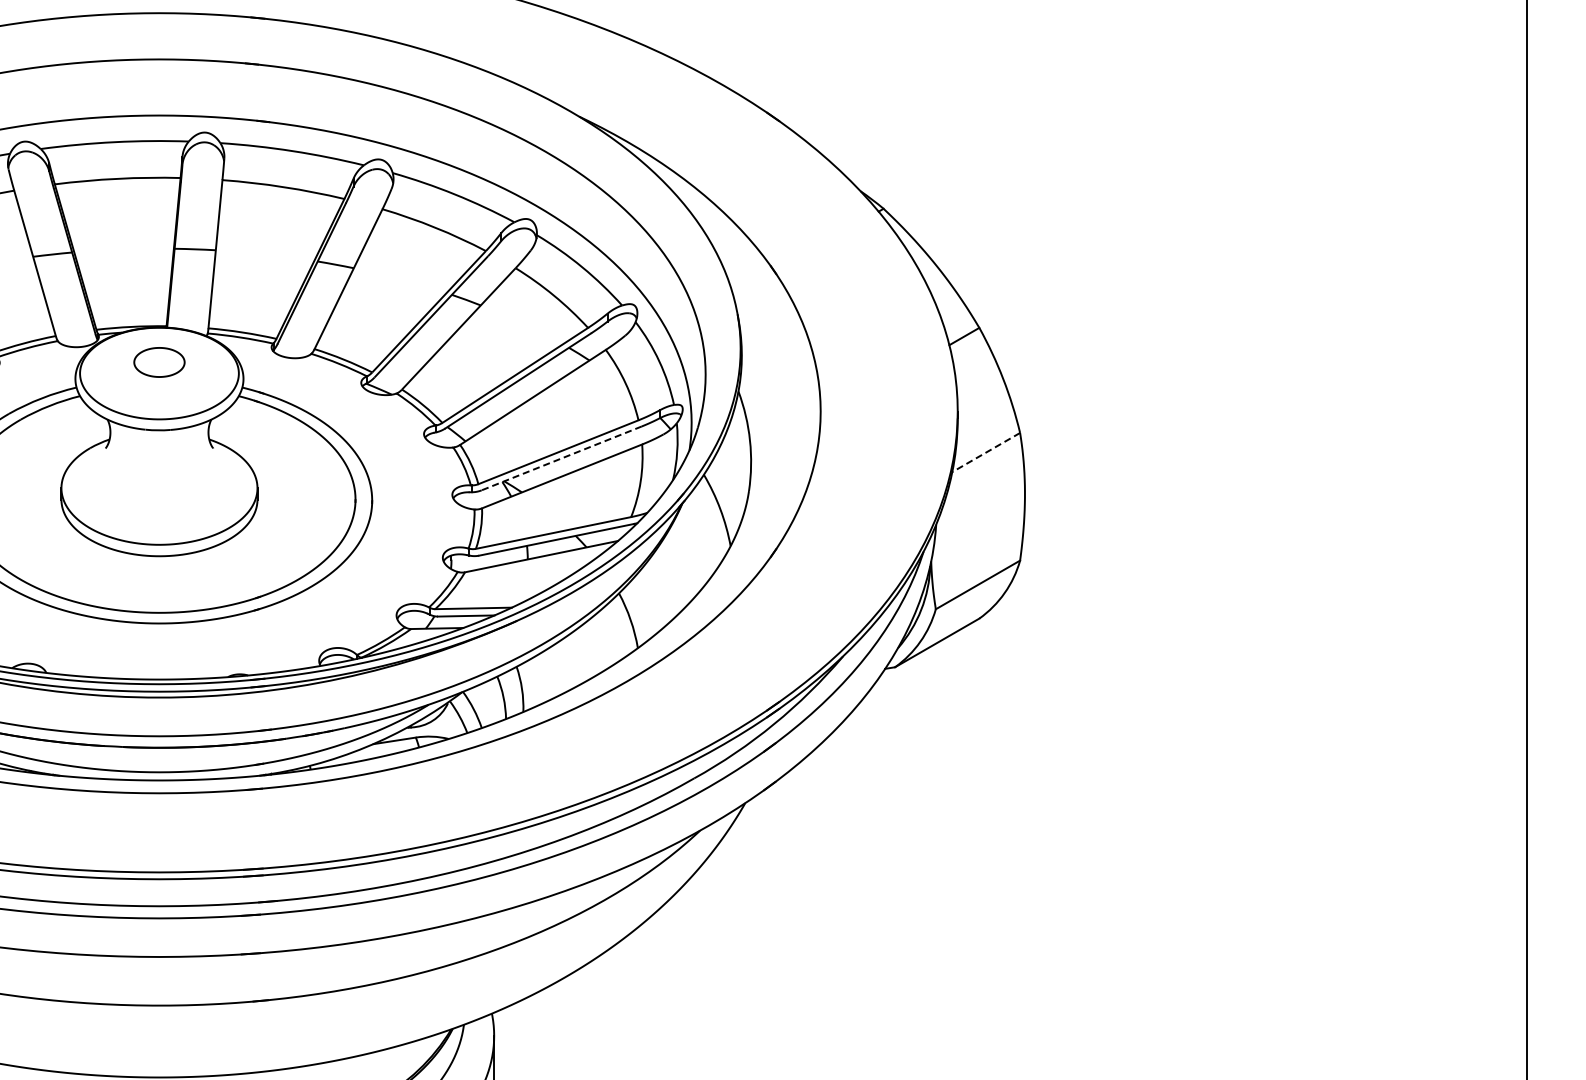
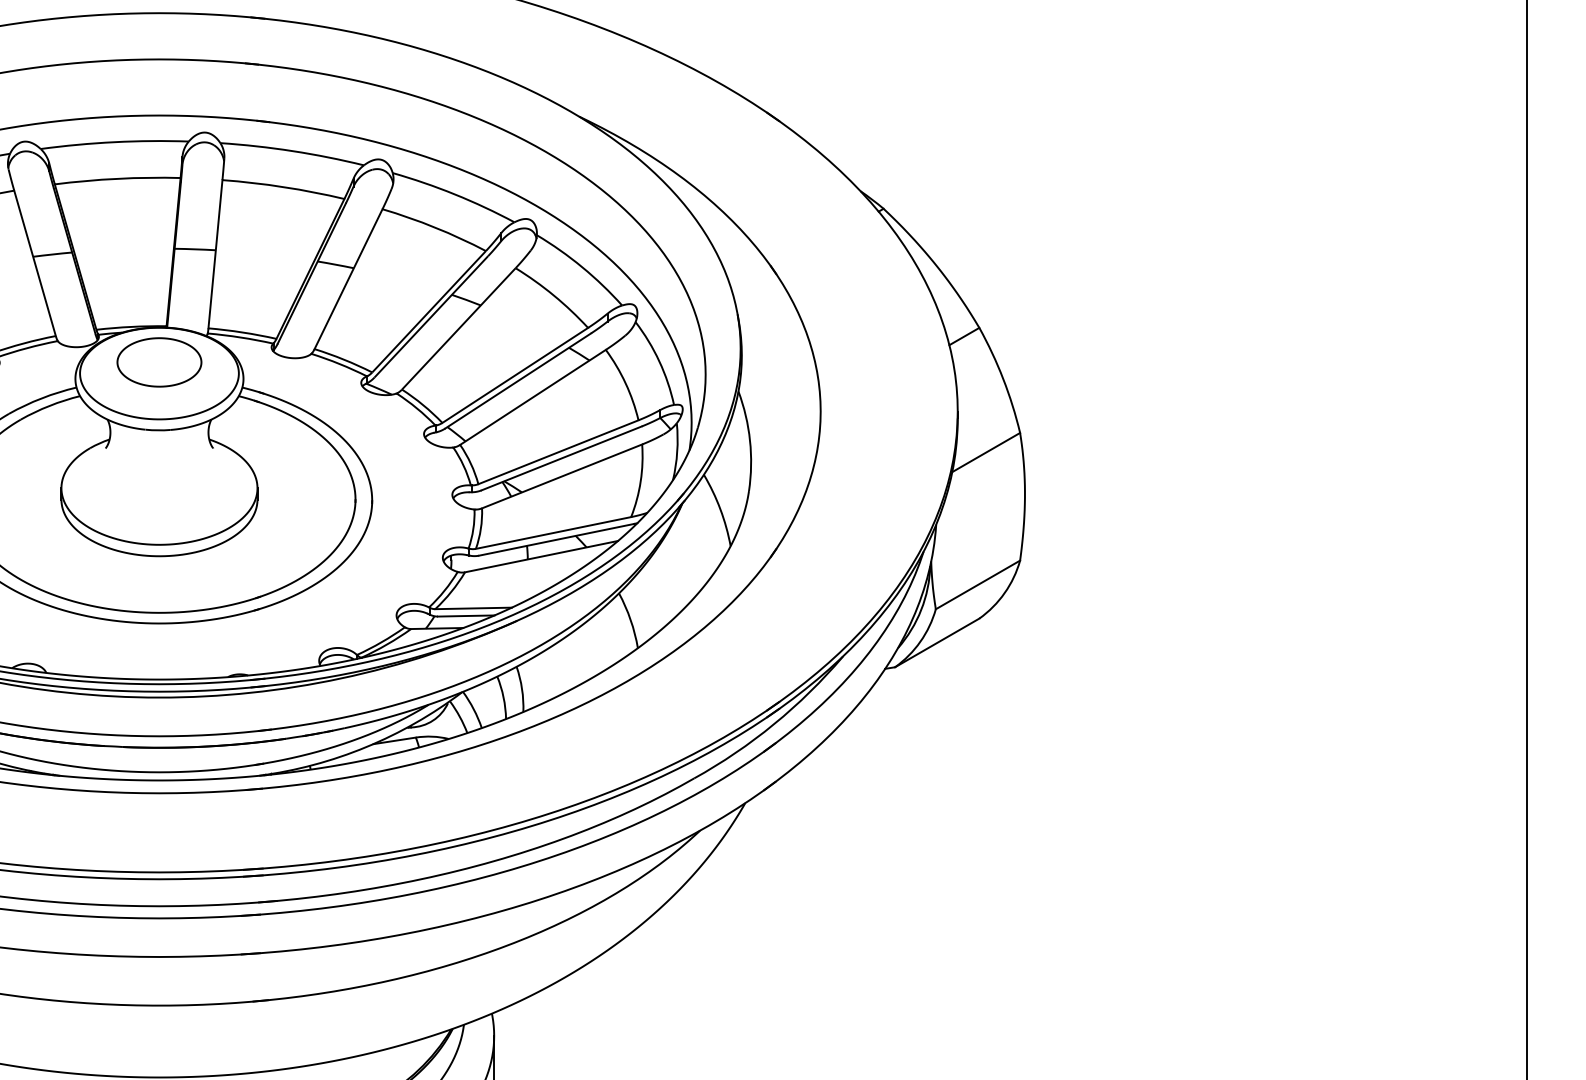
part size: 53x31 px -> 87x51 px (159, 362)
line: dashed -> solid (985, 452)
line: dashed -> solid (561, 458)
